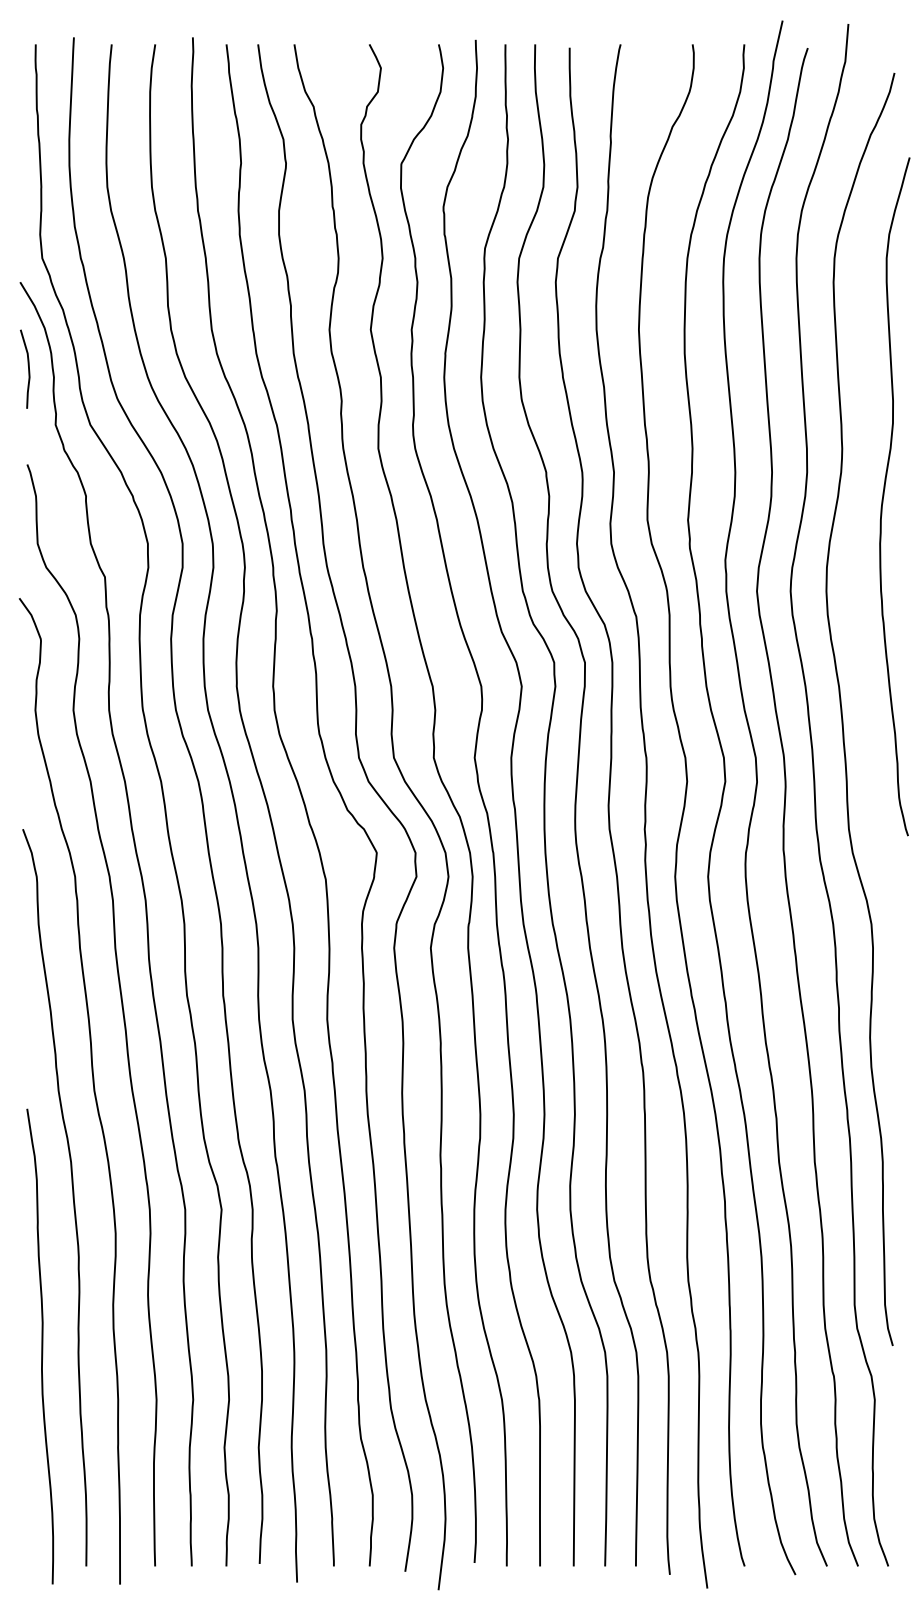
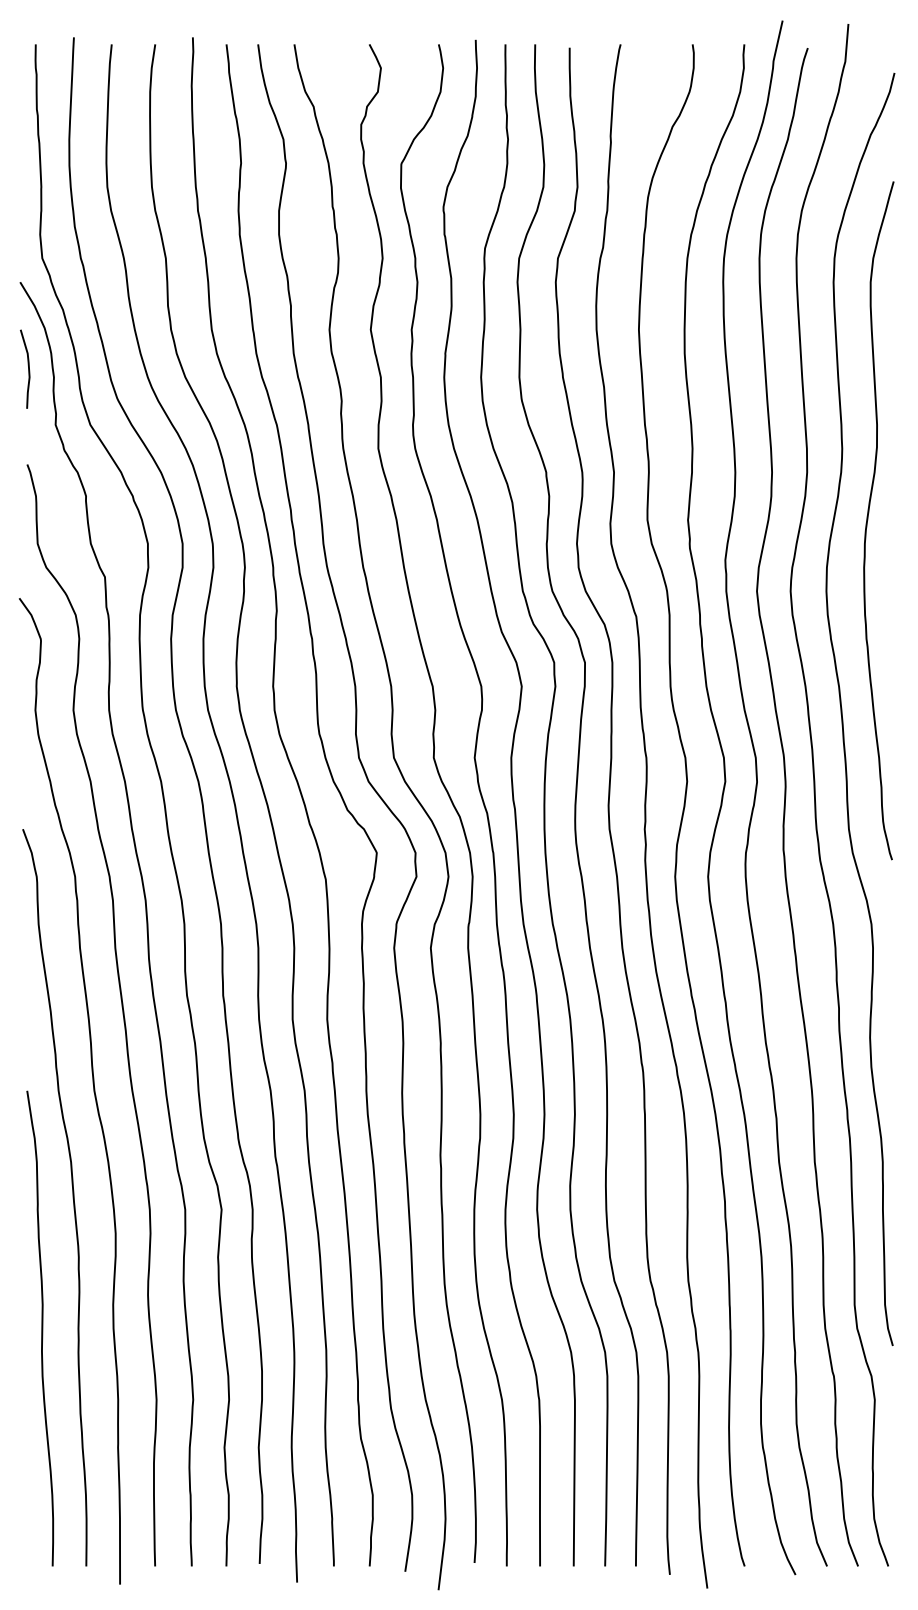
curve position: (884, 496) -> (868, 520) (868, 520)
curve position: (41, 1346) -> (41, 1328) (41, 1328)
